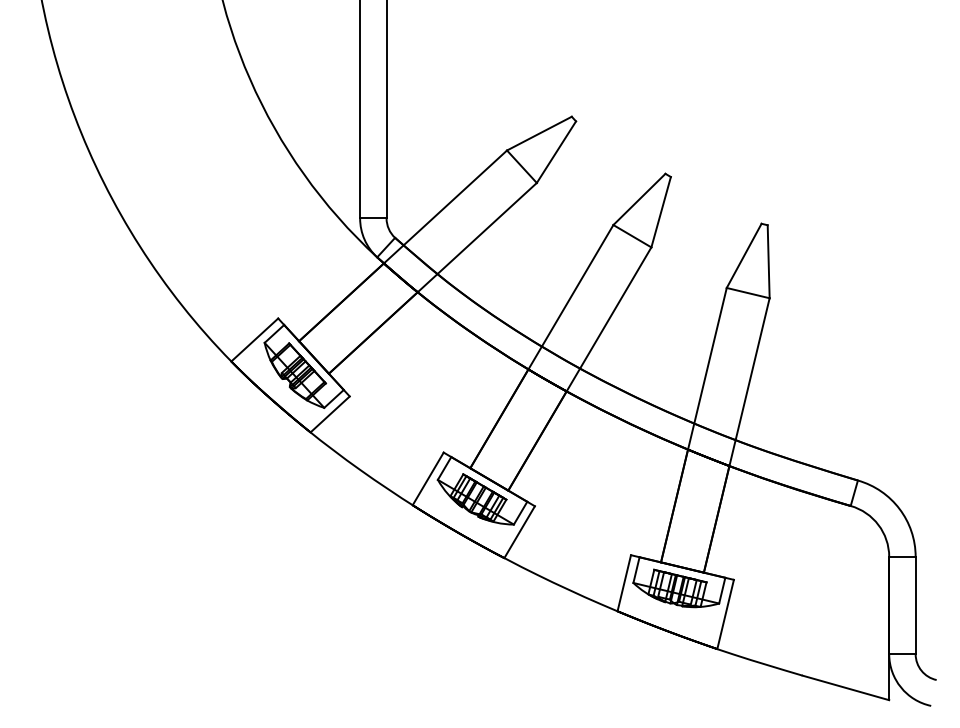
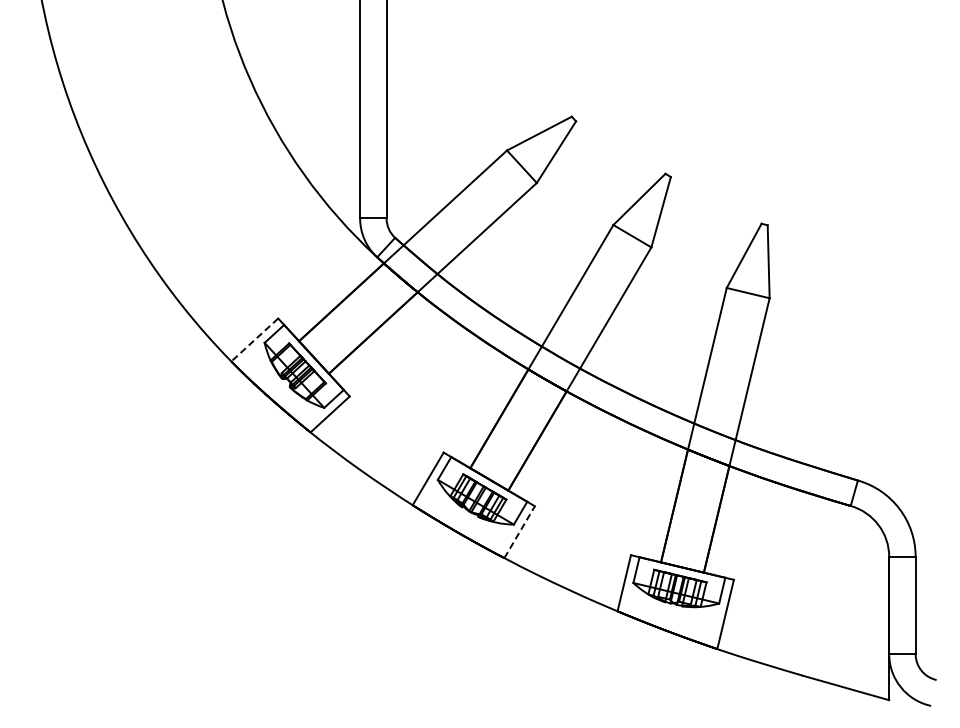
line: solid -> dashed (254, 340)
line: solid -> dashed (519, 531)
